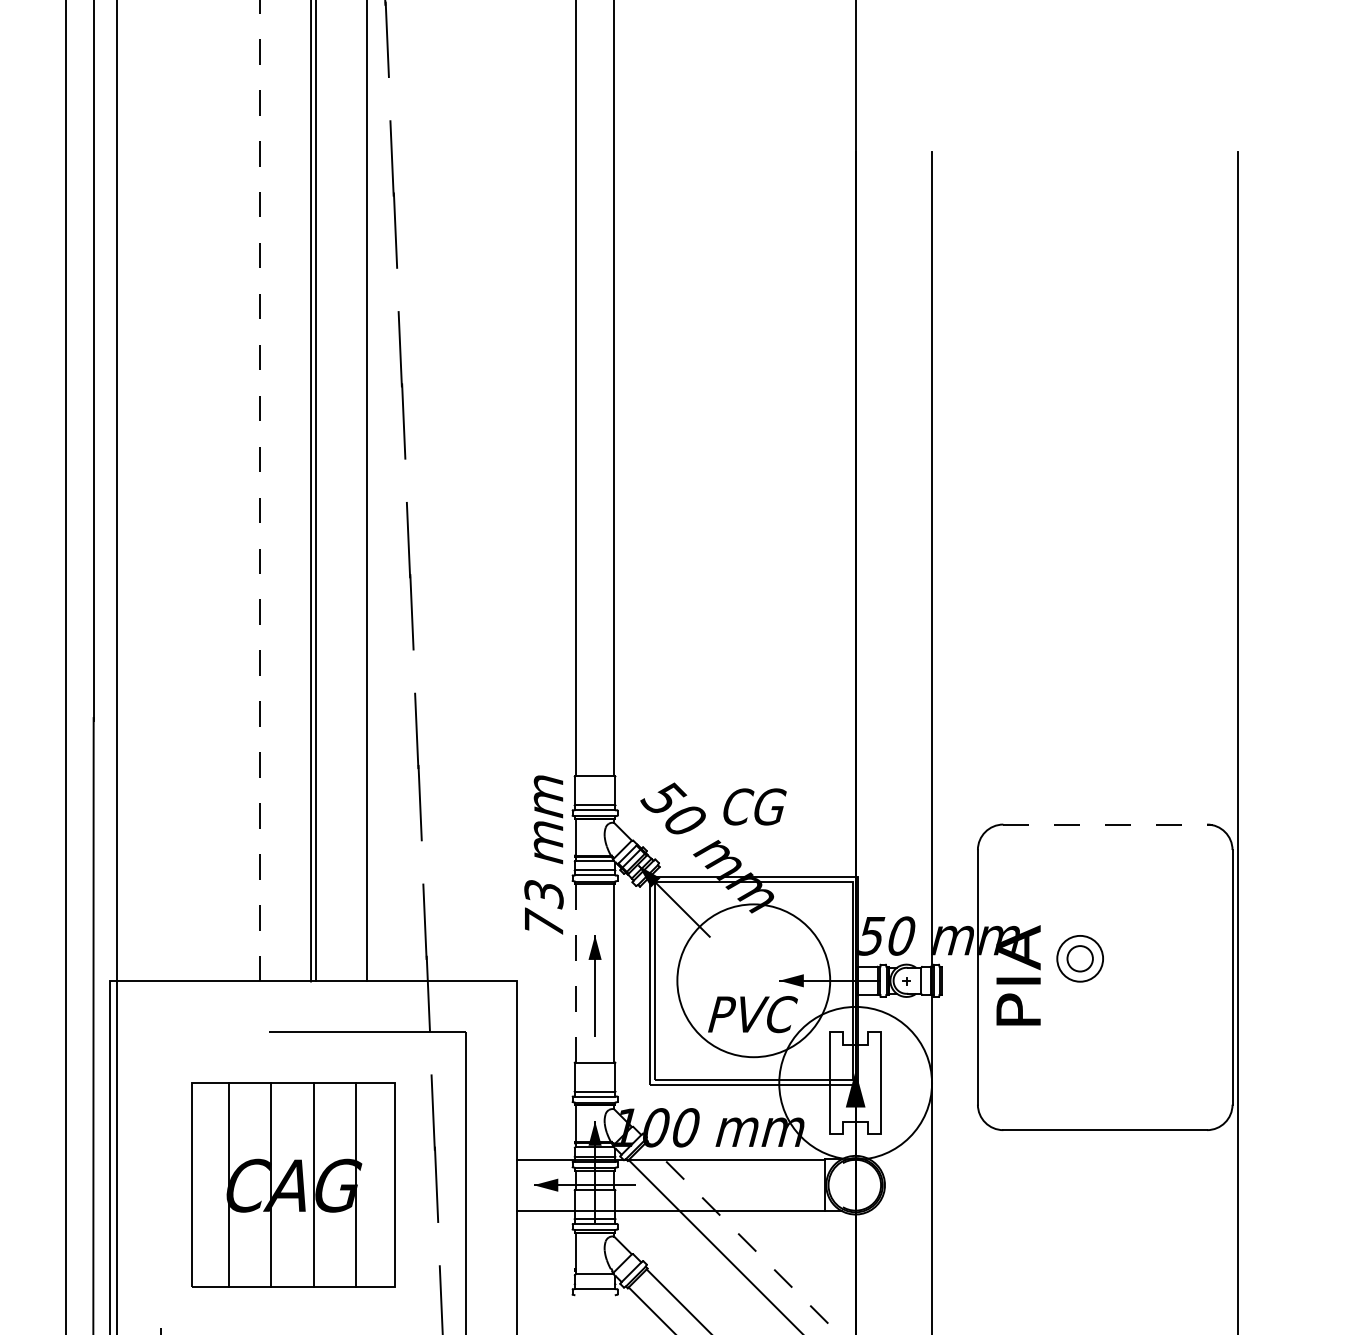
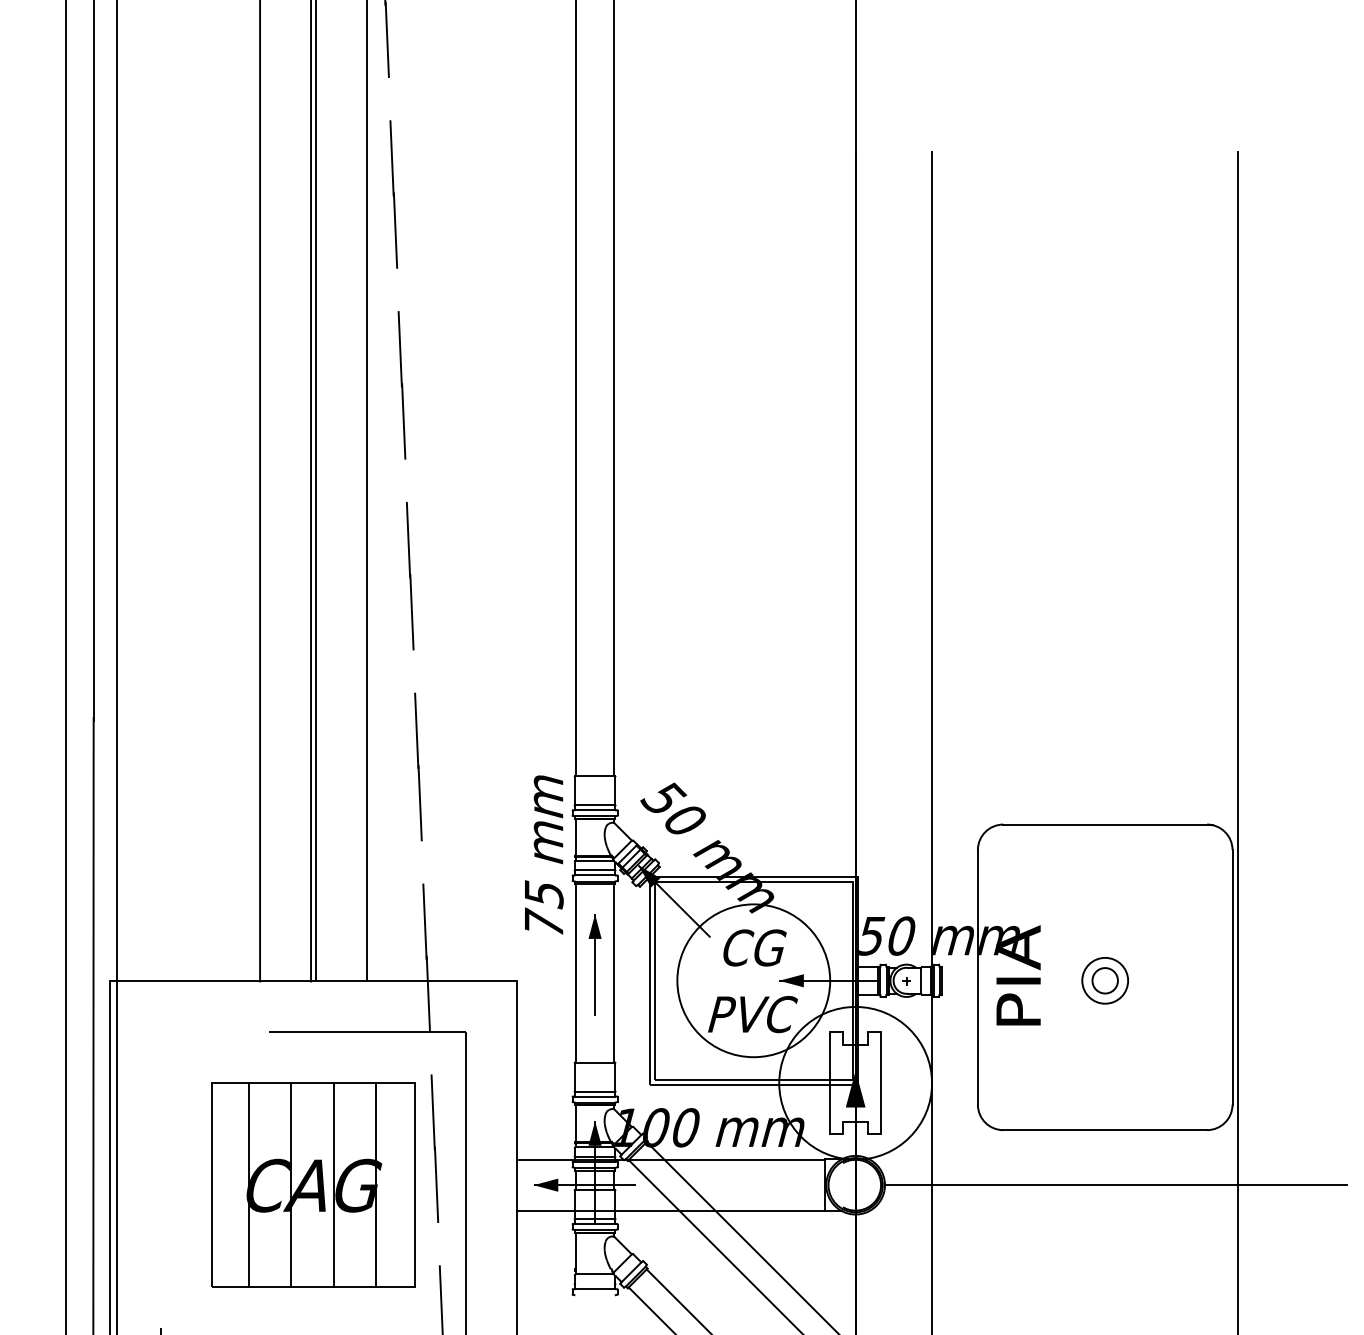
line: dashed -> solid (260, 490)
text position: (754, 806) -> (754, 947) (754, 947)
line: dashed -> solid (1108, 824)
text: 73 -> 75 (543, 894)
part position: (1079, 958) -> (1104, 980) (1104, 980)
line: dashed -> solid (575, 972)
part position: (594, 985) -> (594, 964) (594, 964)
part position: (293, 1184) -> (313, 1184) (313, 1184)
line: none -> present (1116, 1185)
line: dashed -> solid (742, 1238)
